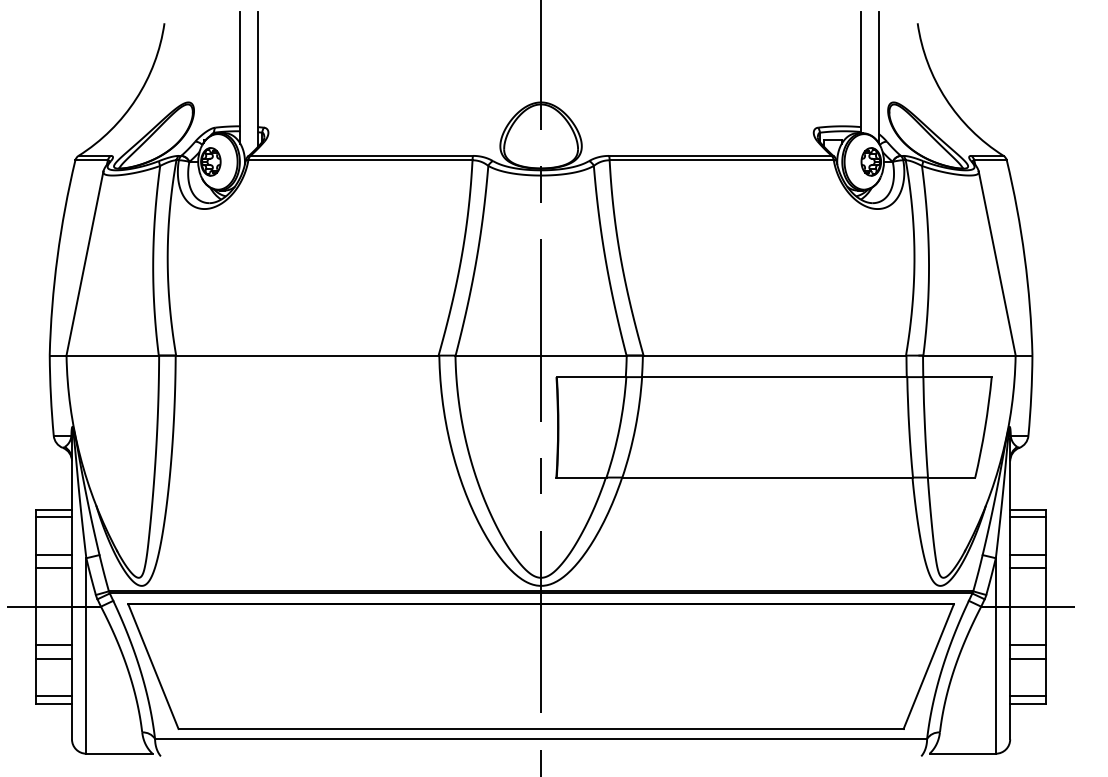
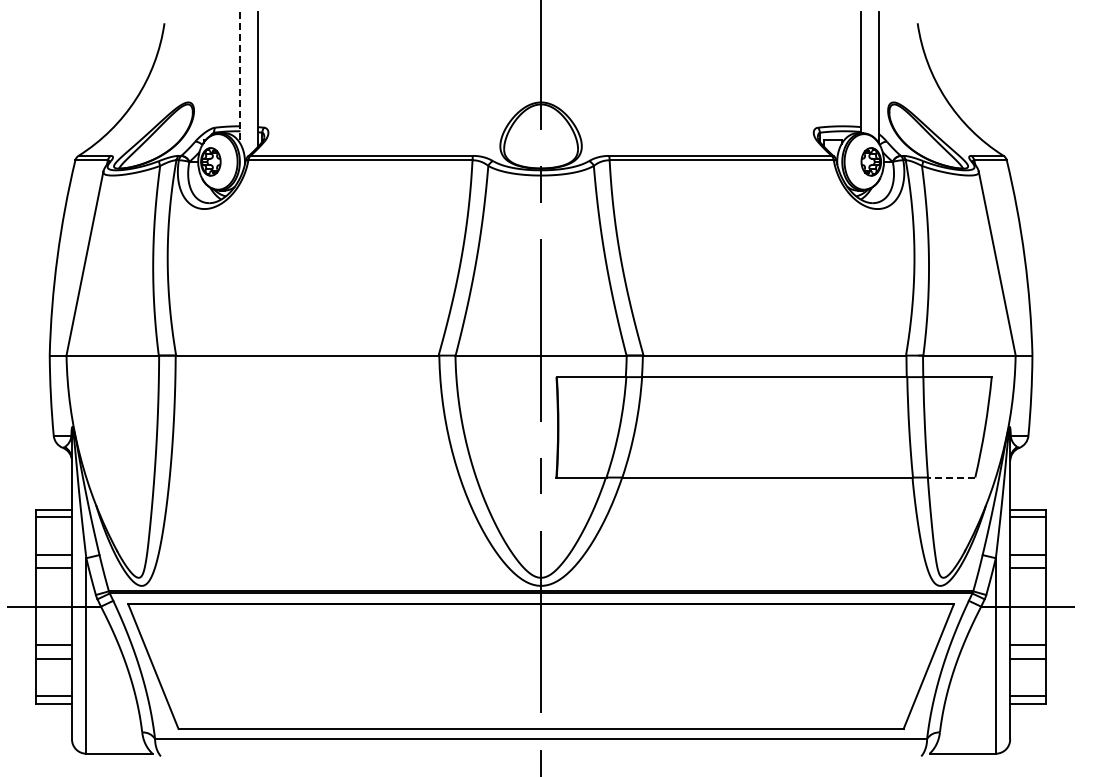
line: solid -> dashed (240, 78)
line: solid -> dashed (951, 477)
